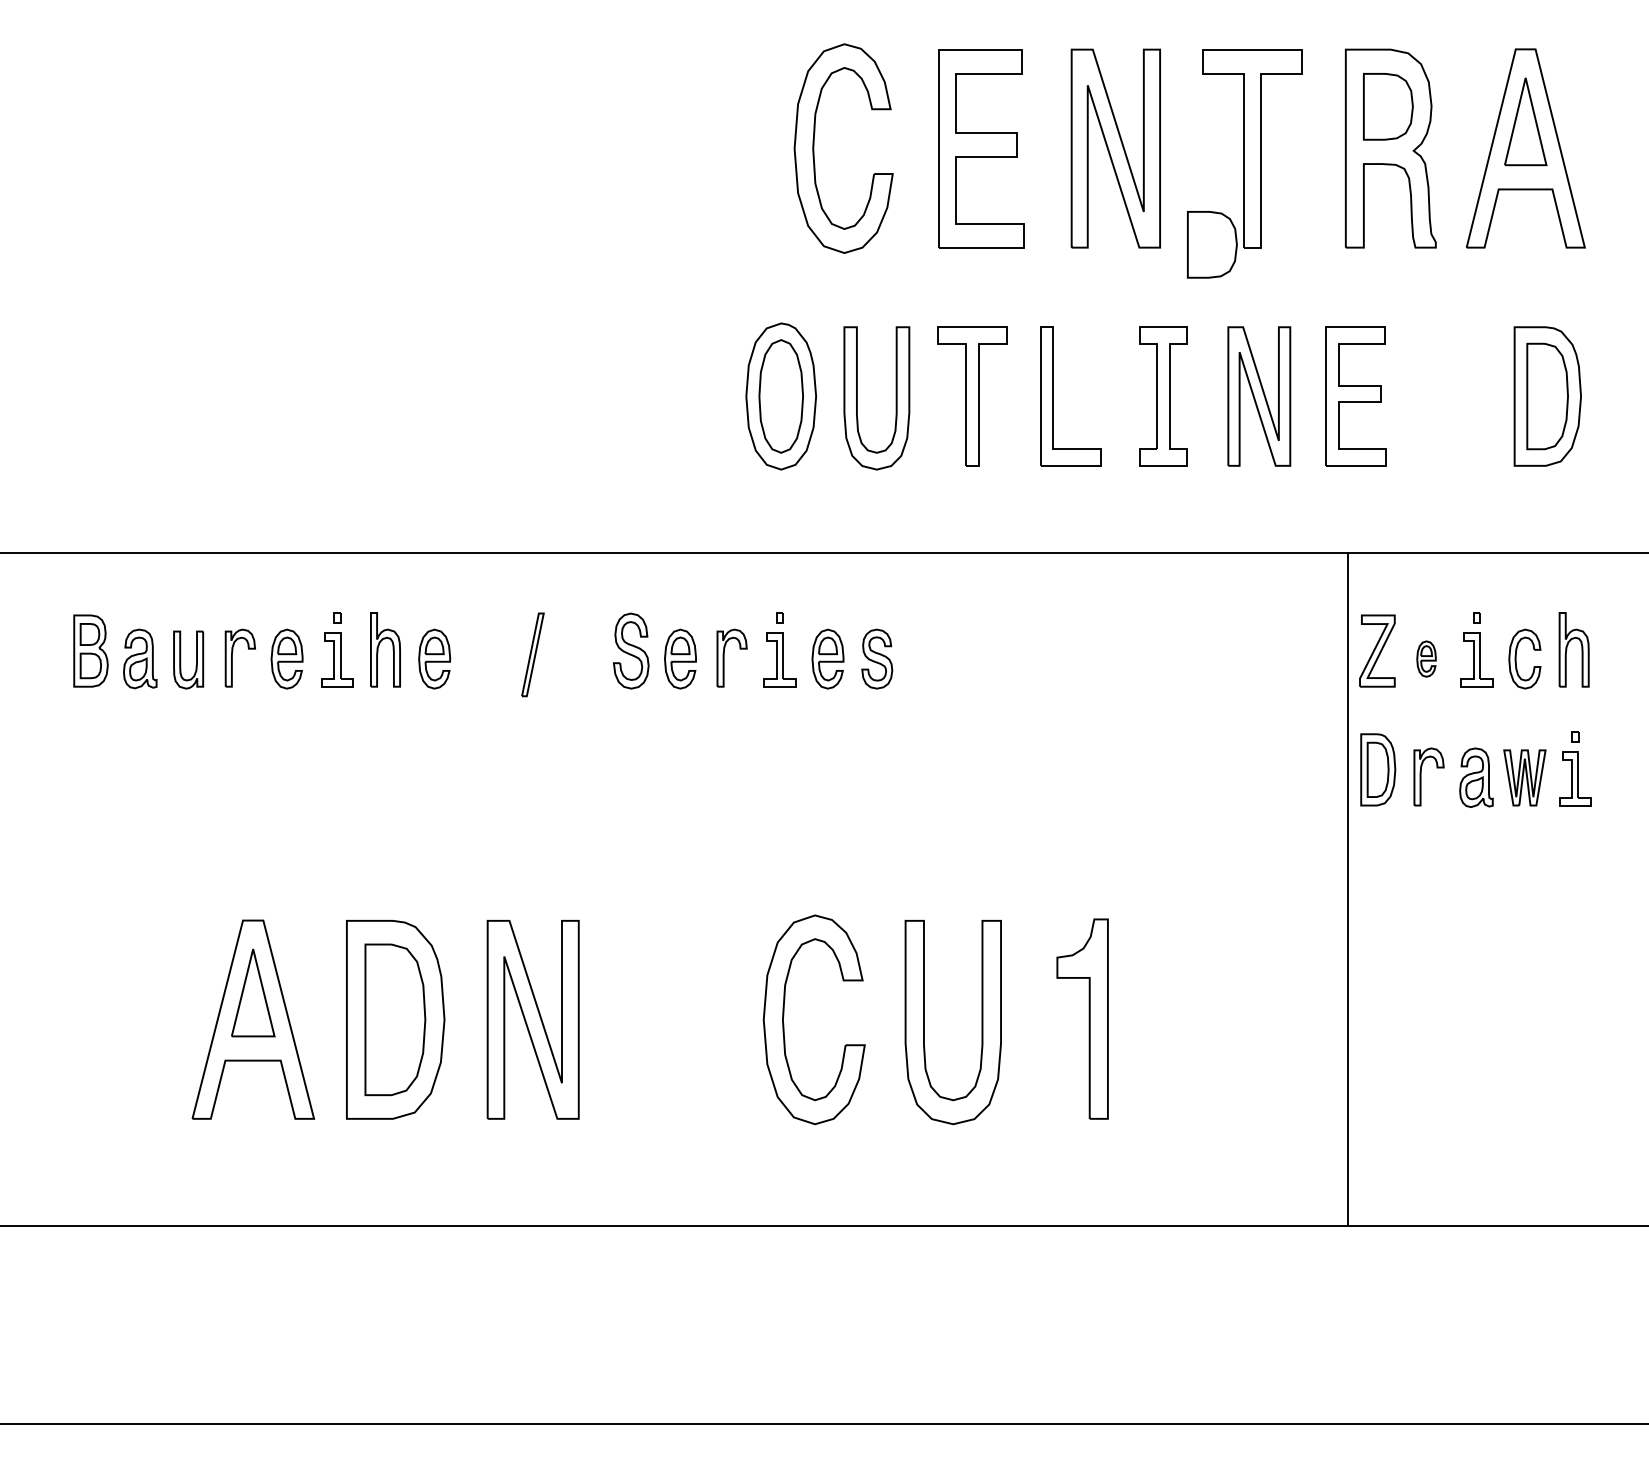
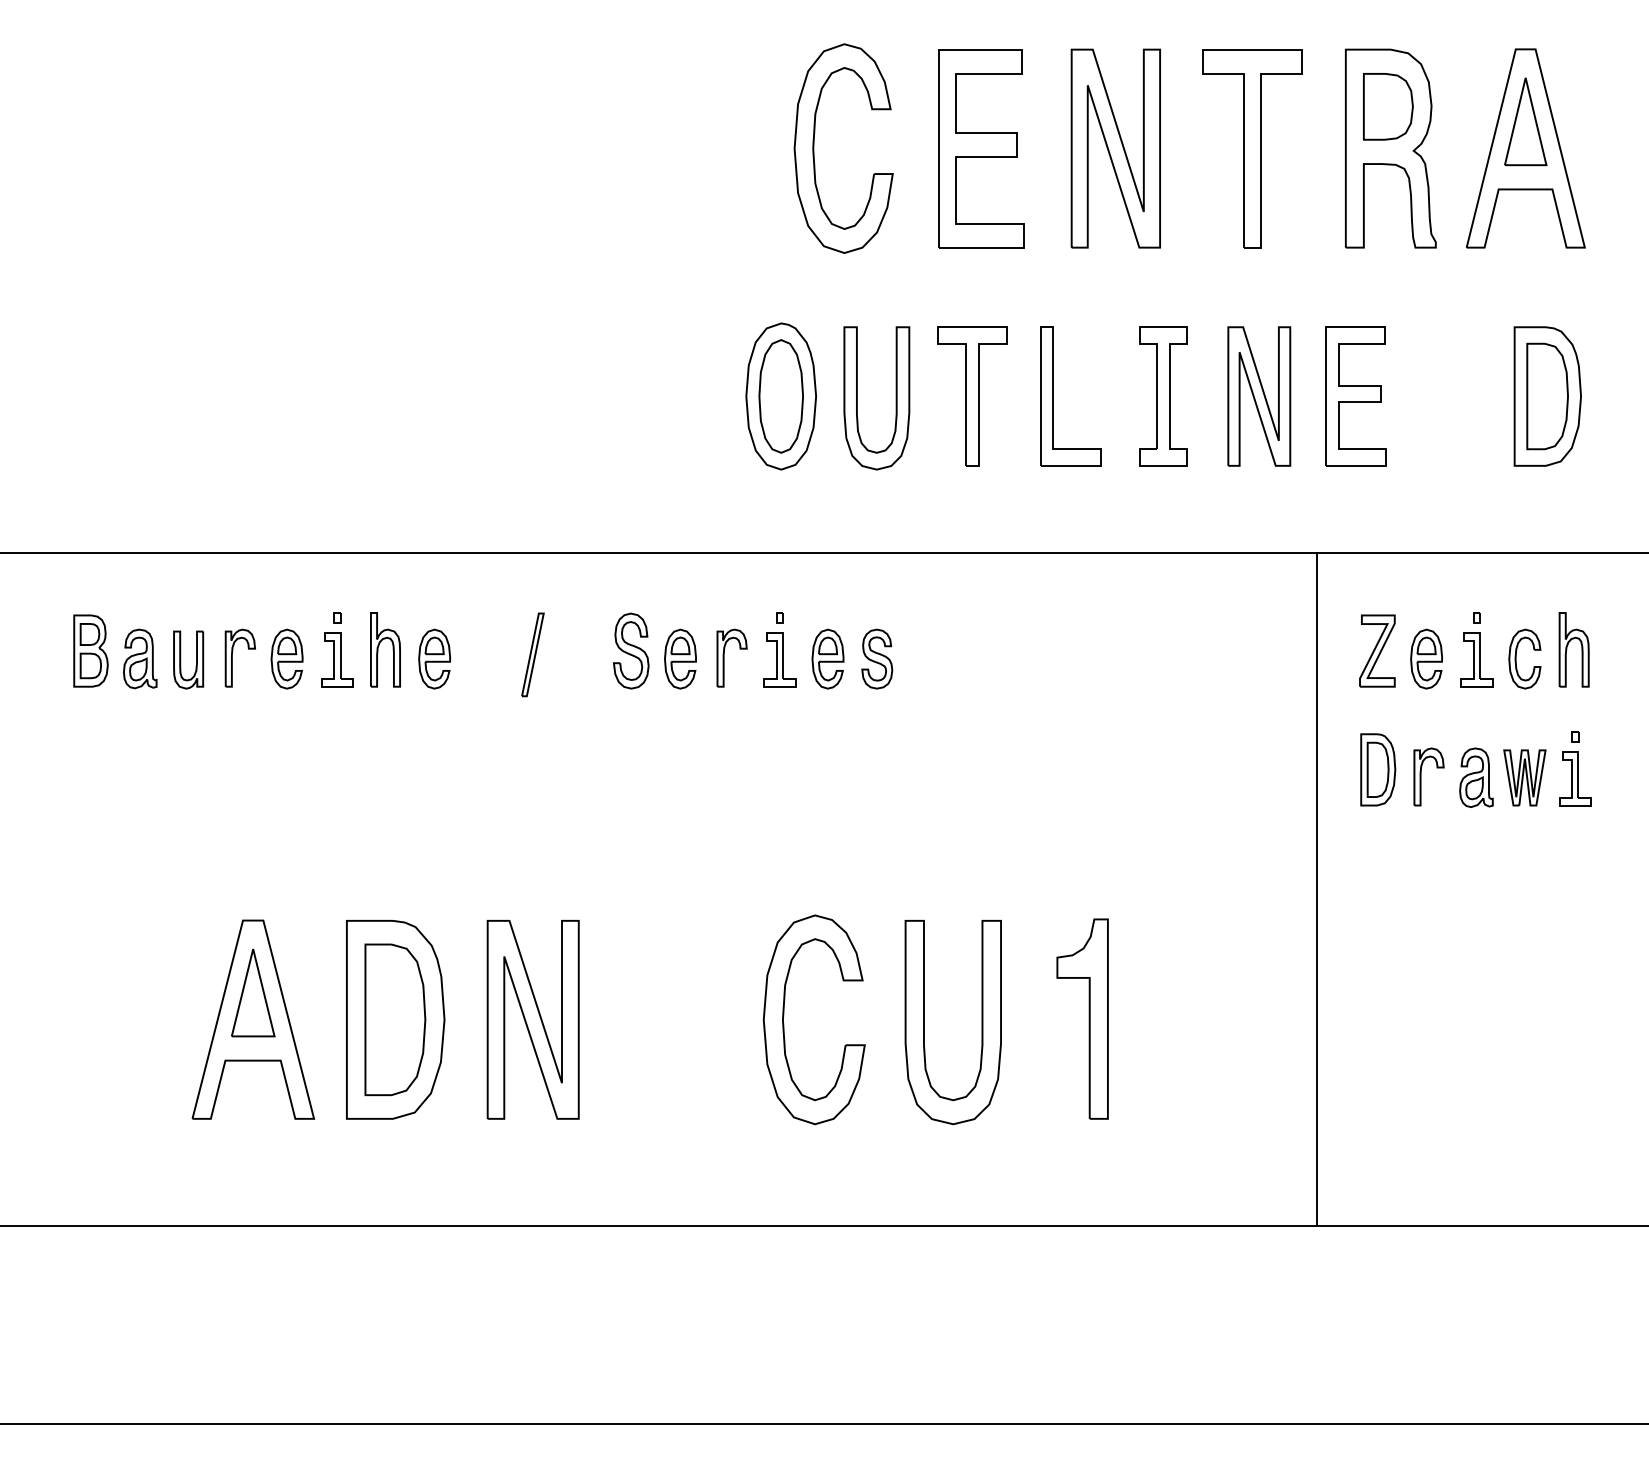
part: present -> none (1212, 244)
part size: 21x38 px -> 33x62 px (1426, 658)
line position: (1347, 888) -> (1316, 888) (1316, 888)
